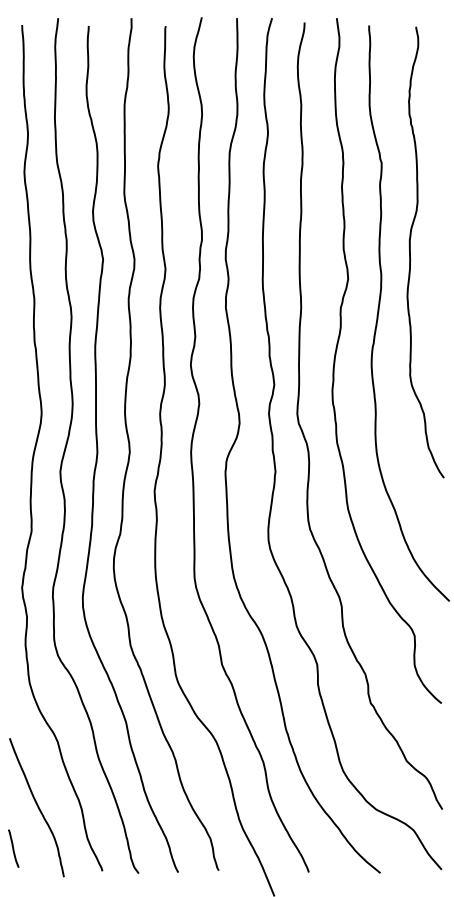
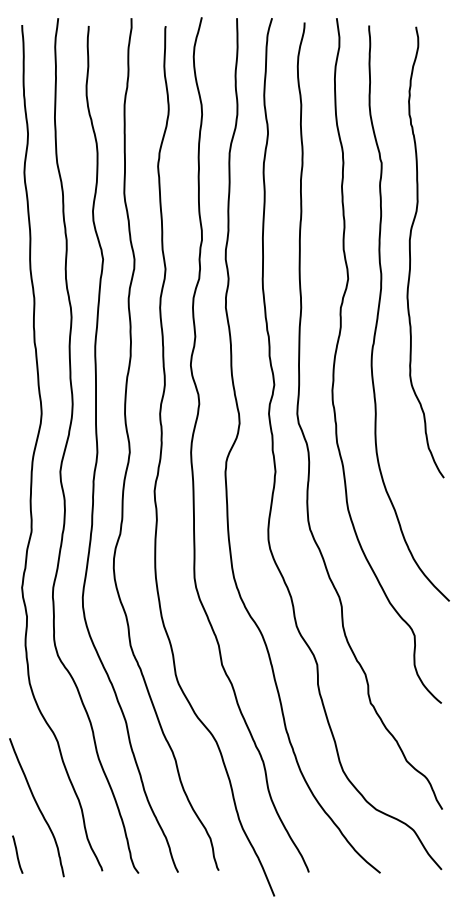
line position: (13, 848) -> (17, 854) (17, 854)
